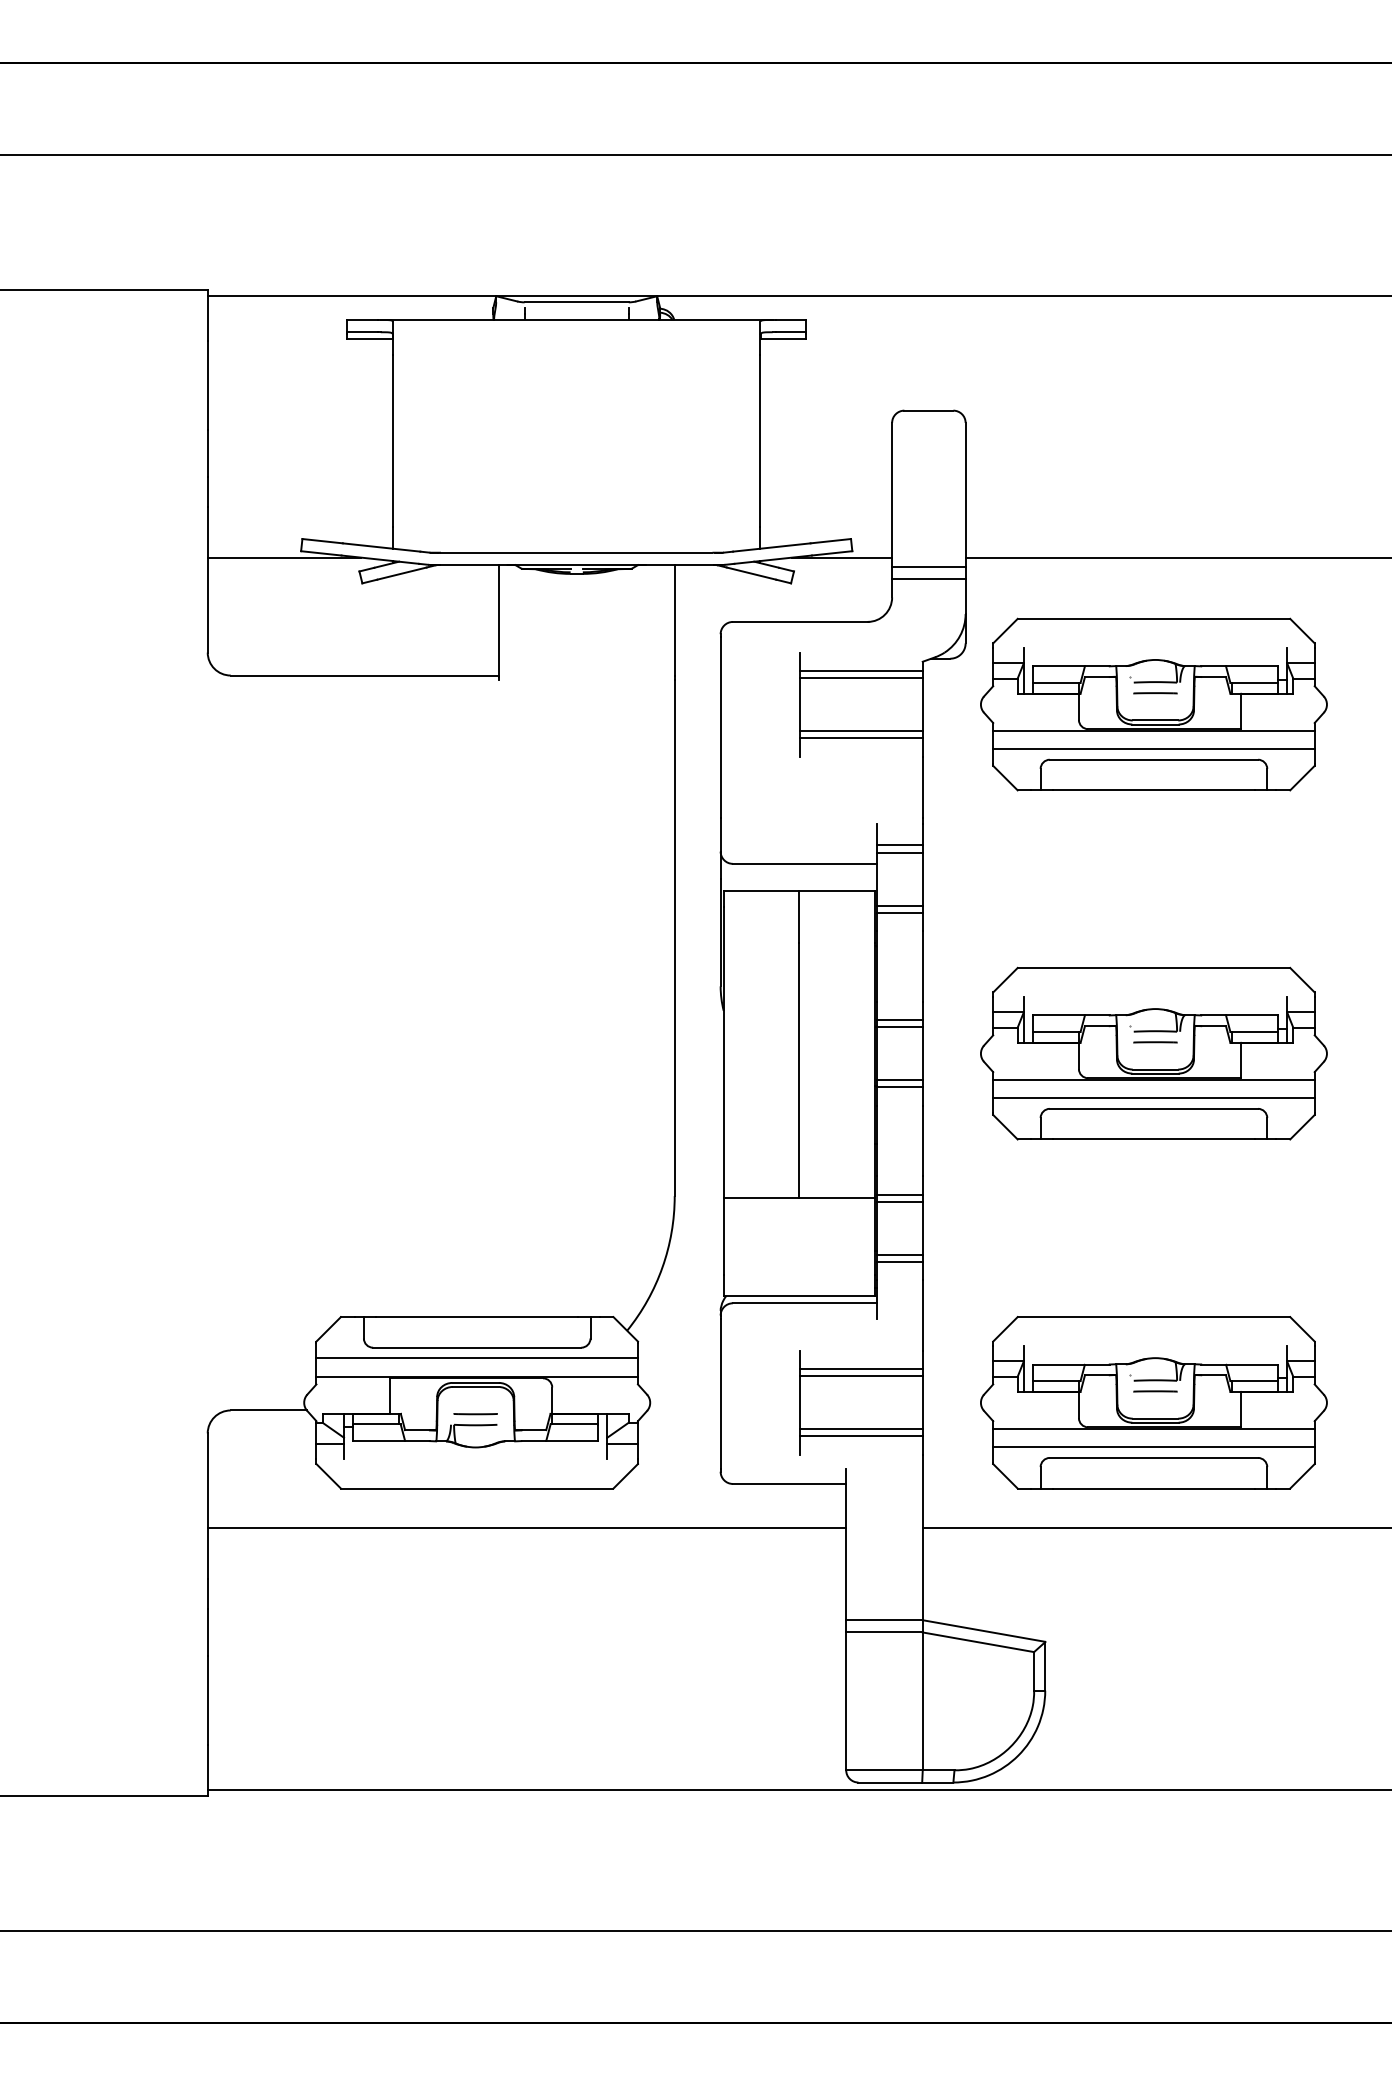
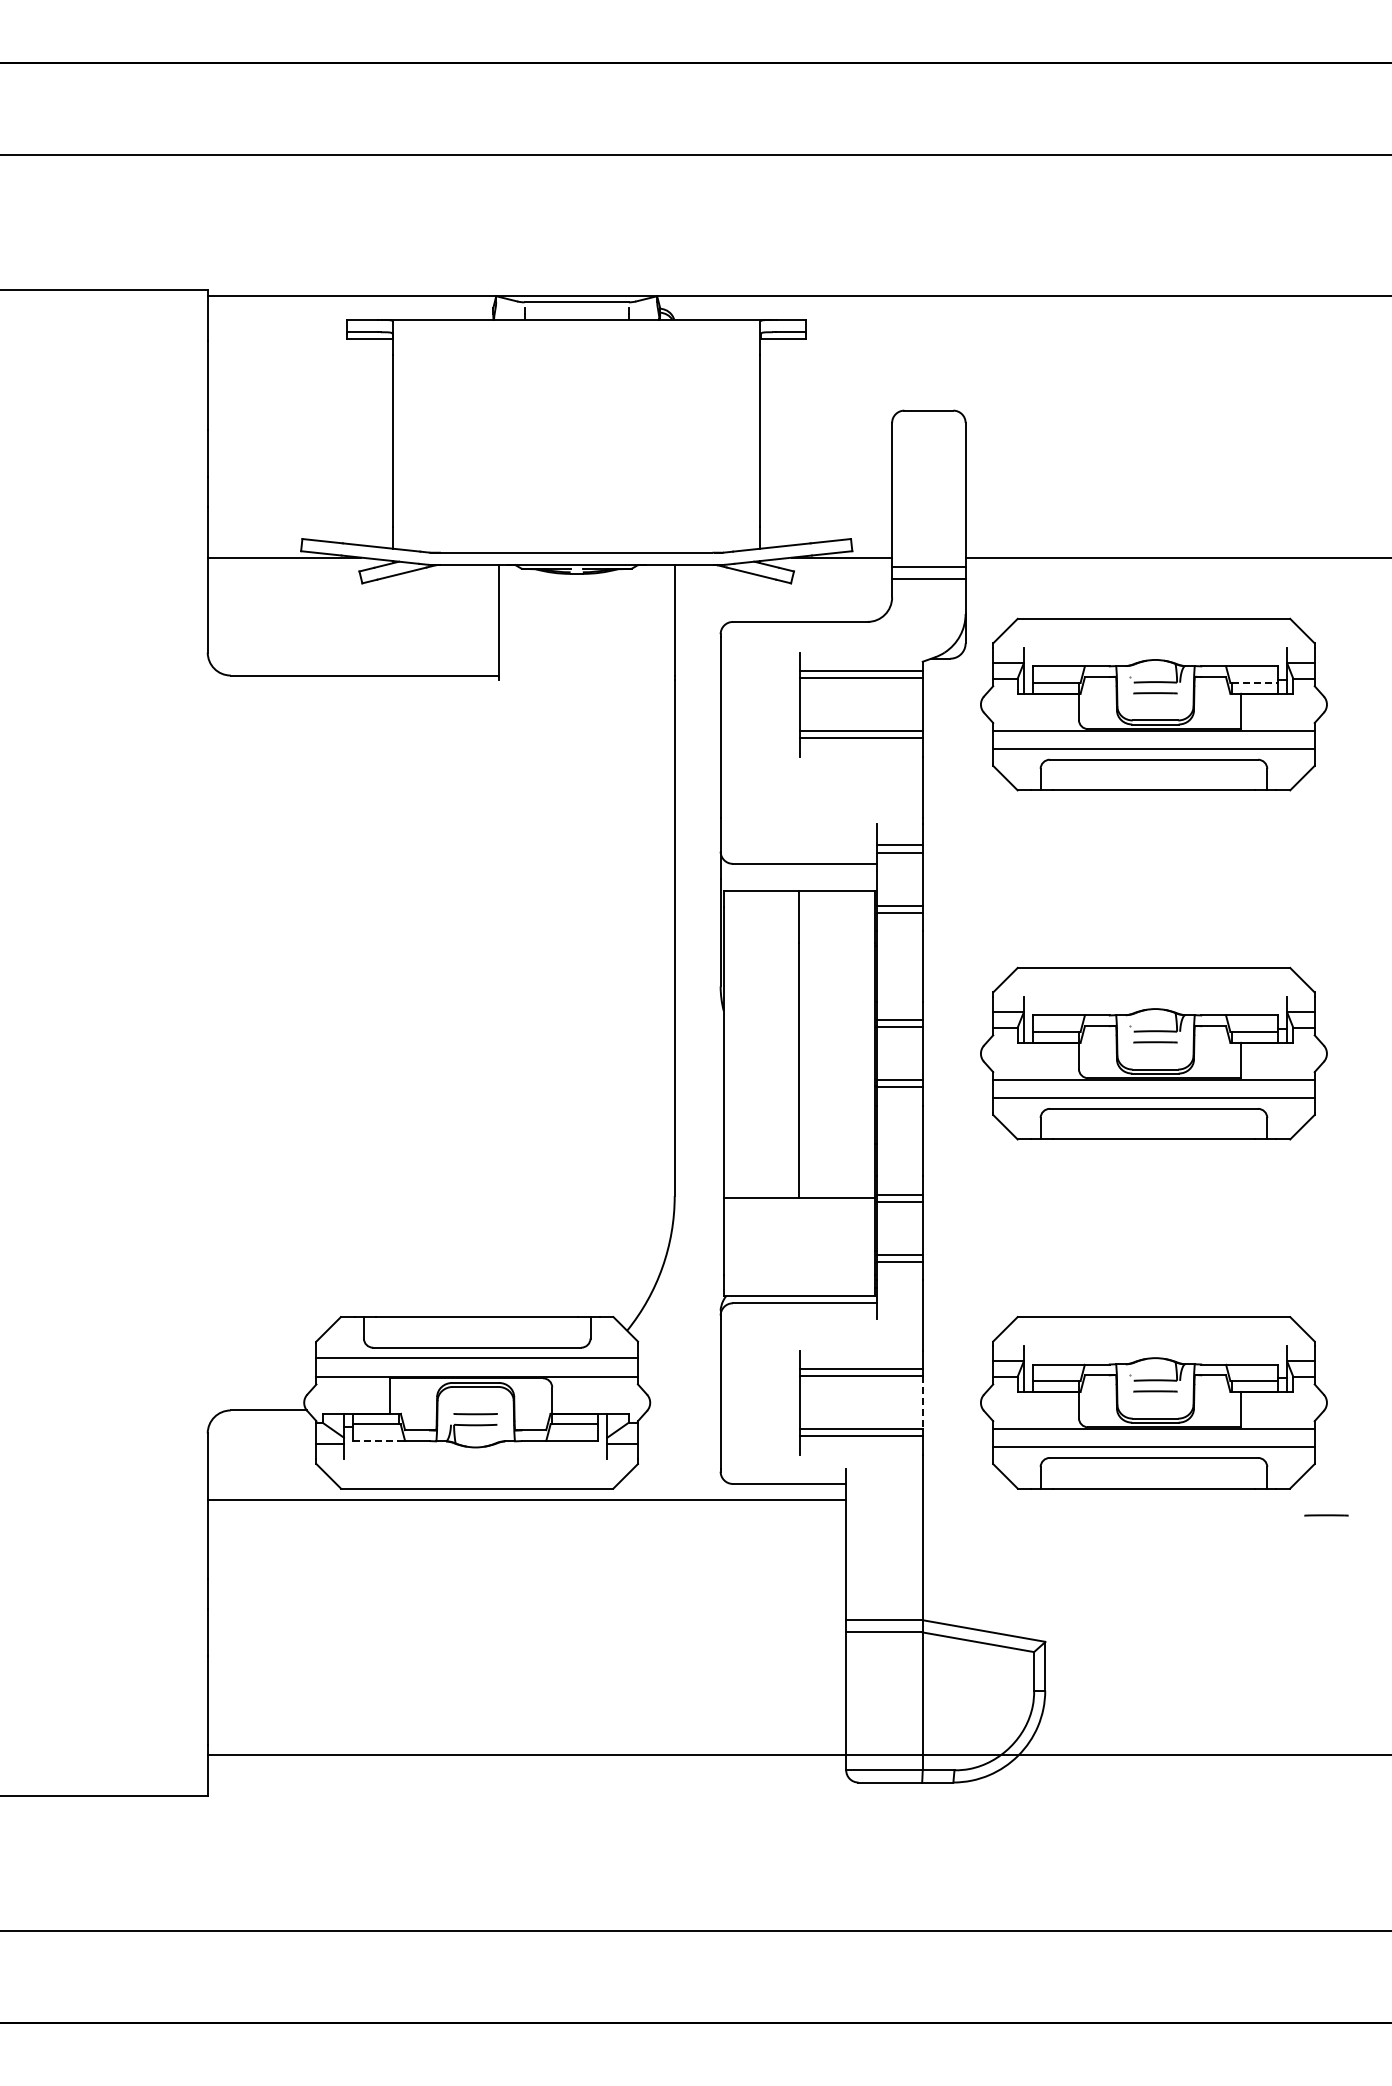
line: solid -> dashed (1255, 683)
line: solid -> dashed (922, 1402)
line: solid -> dashed (379, 1441)
line: none -> present (1326, 1515)
line position: (526, 1528) -> (526, 1500) (526, 1500)
line: present -> none (1155, 1528)
line position: (797, 1789) -> (797, 1754) (797, 1754)
